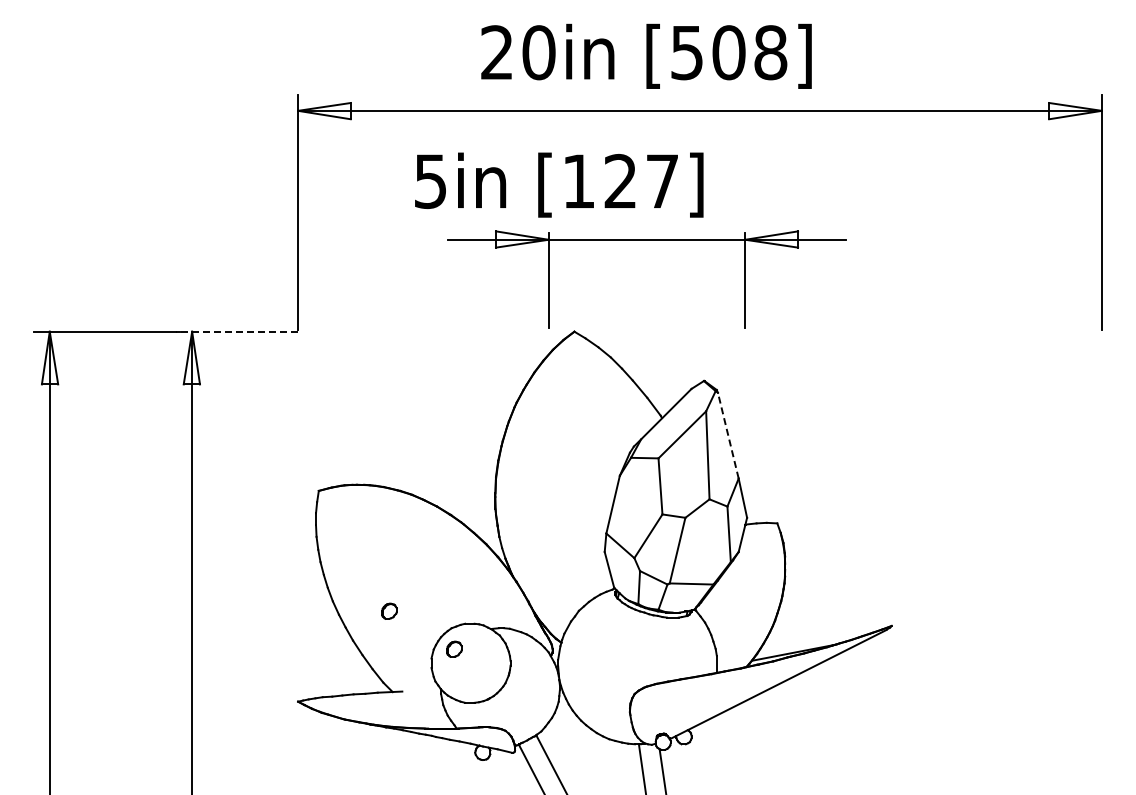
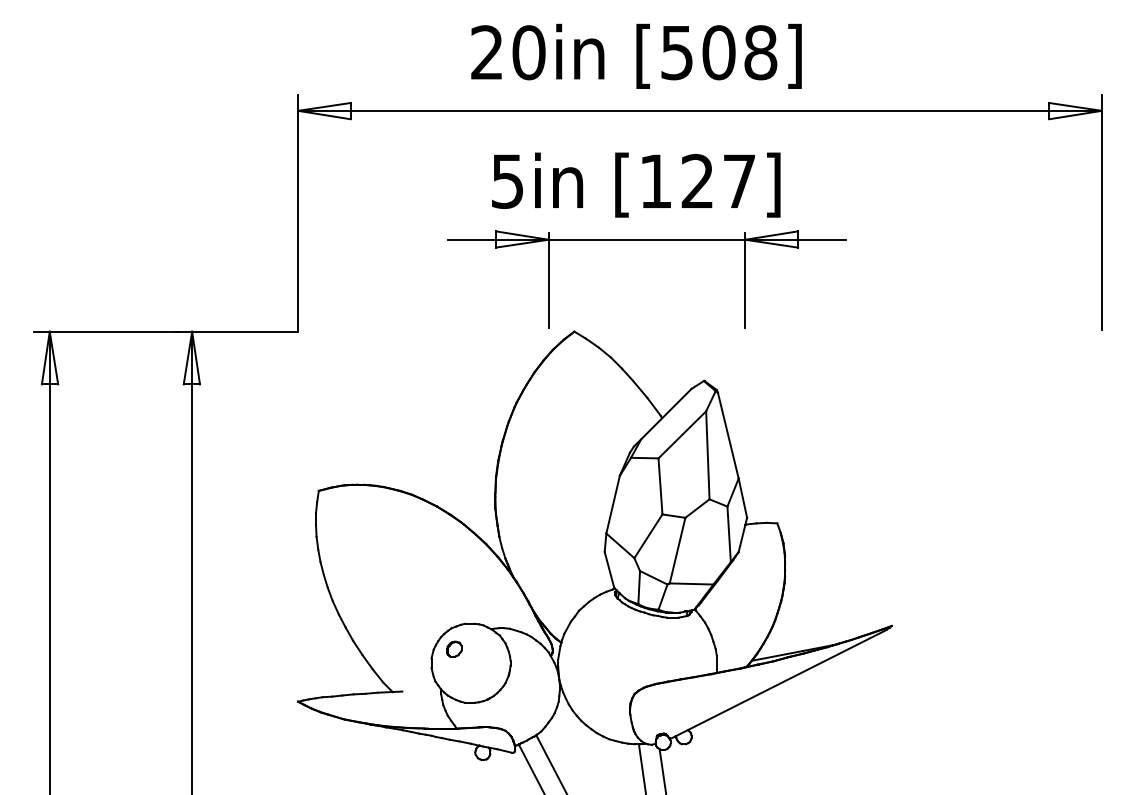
text position: (646, 55) -> (636, 55) (636, 55)
text position: (559, 184) -> (636, 184) (636, 184)
line: dashed -> solid (236, 331)
line: dashed -> solid (728, 435)
part: present -> none (389, 610)
